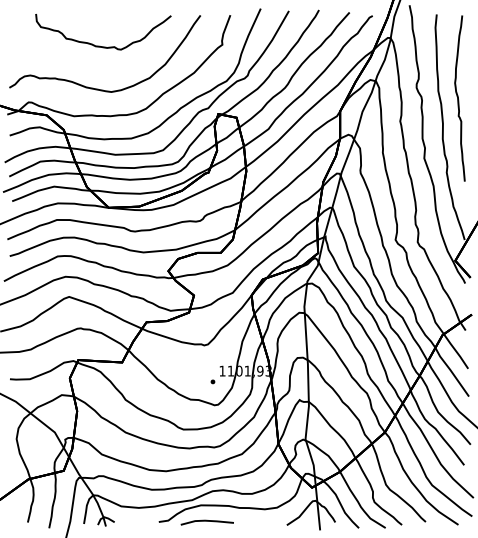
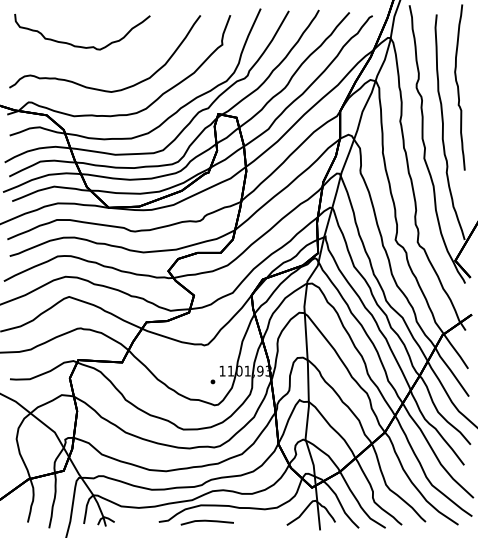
curve position: (99, 45) -> (78, 45) (78, 45)
curve position: (458, 98) -> (458, 87) (458, 87)
